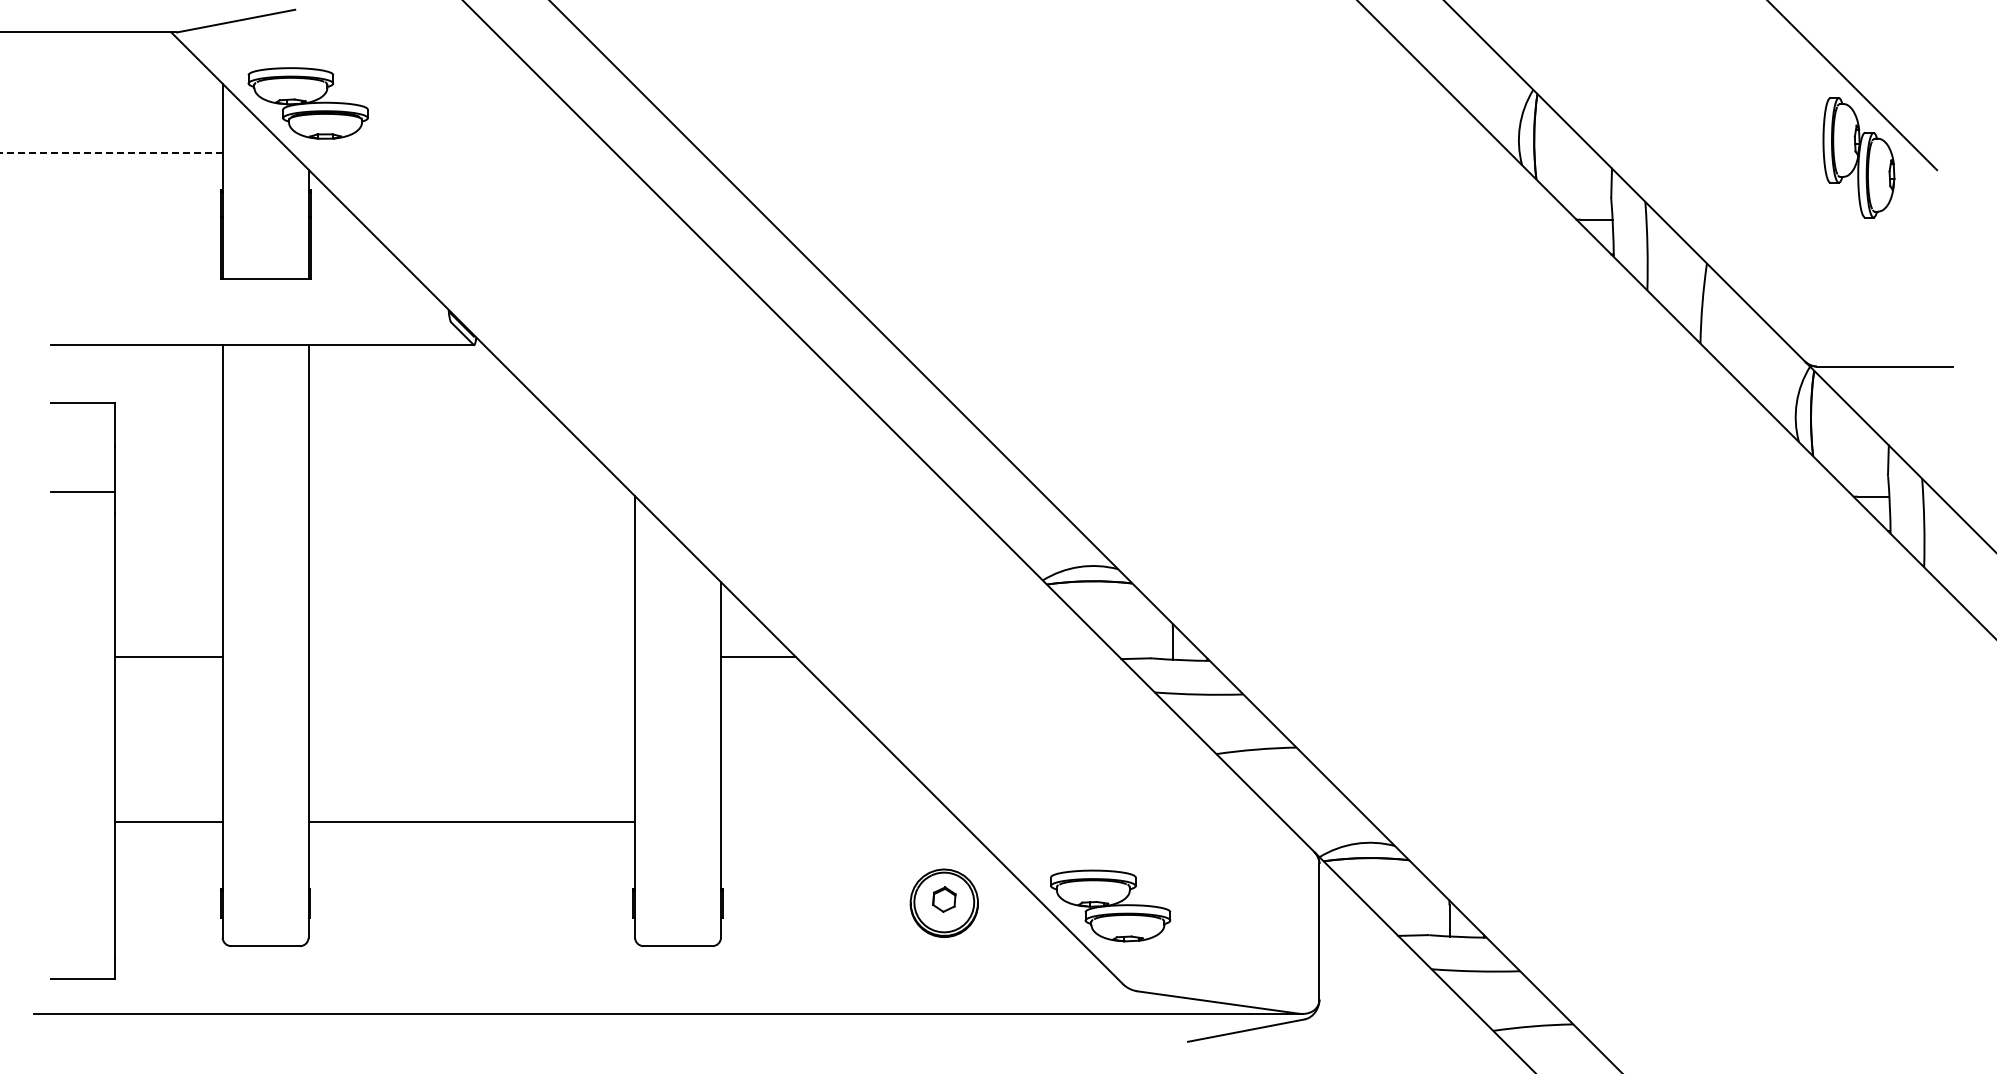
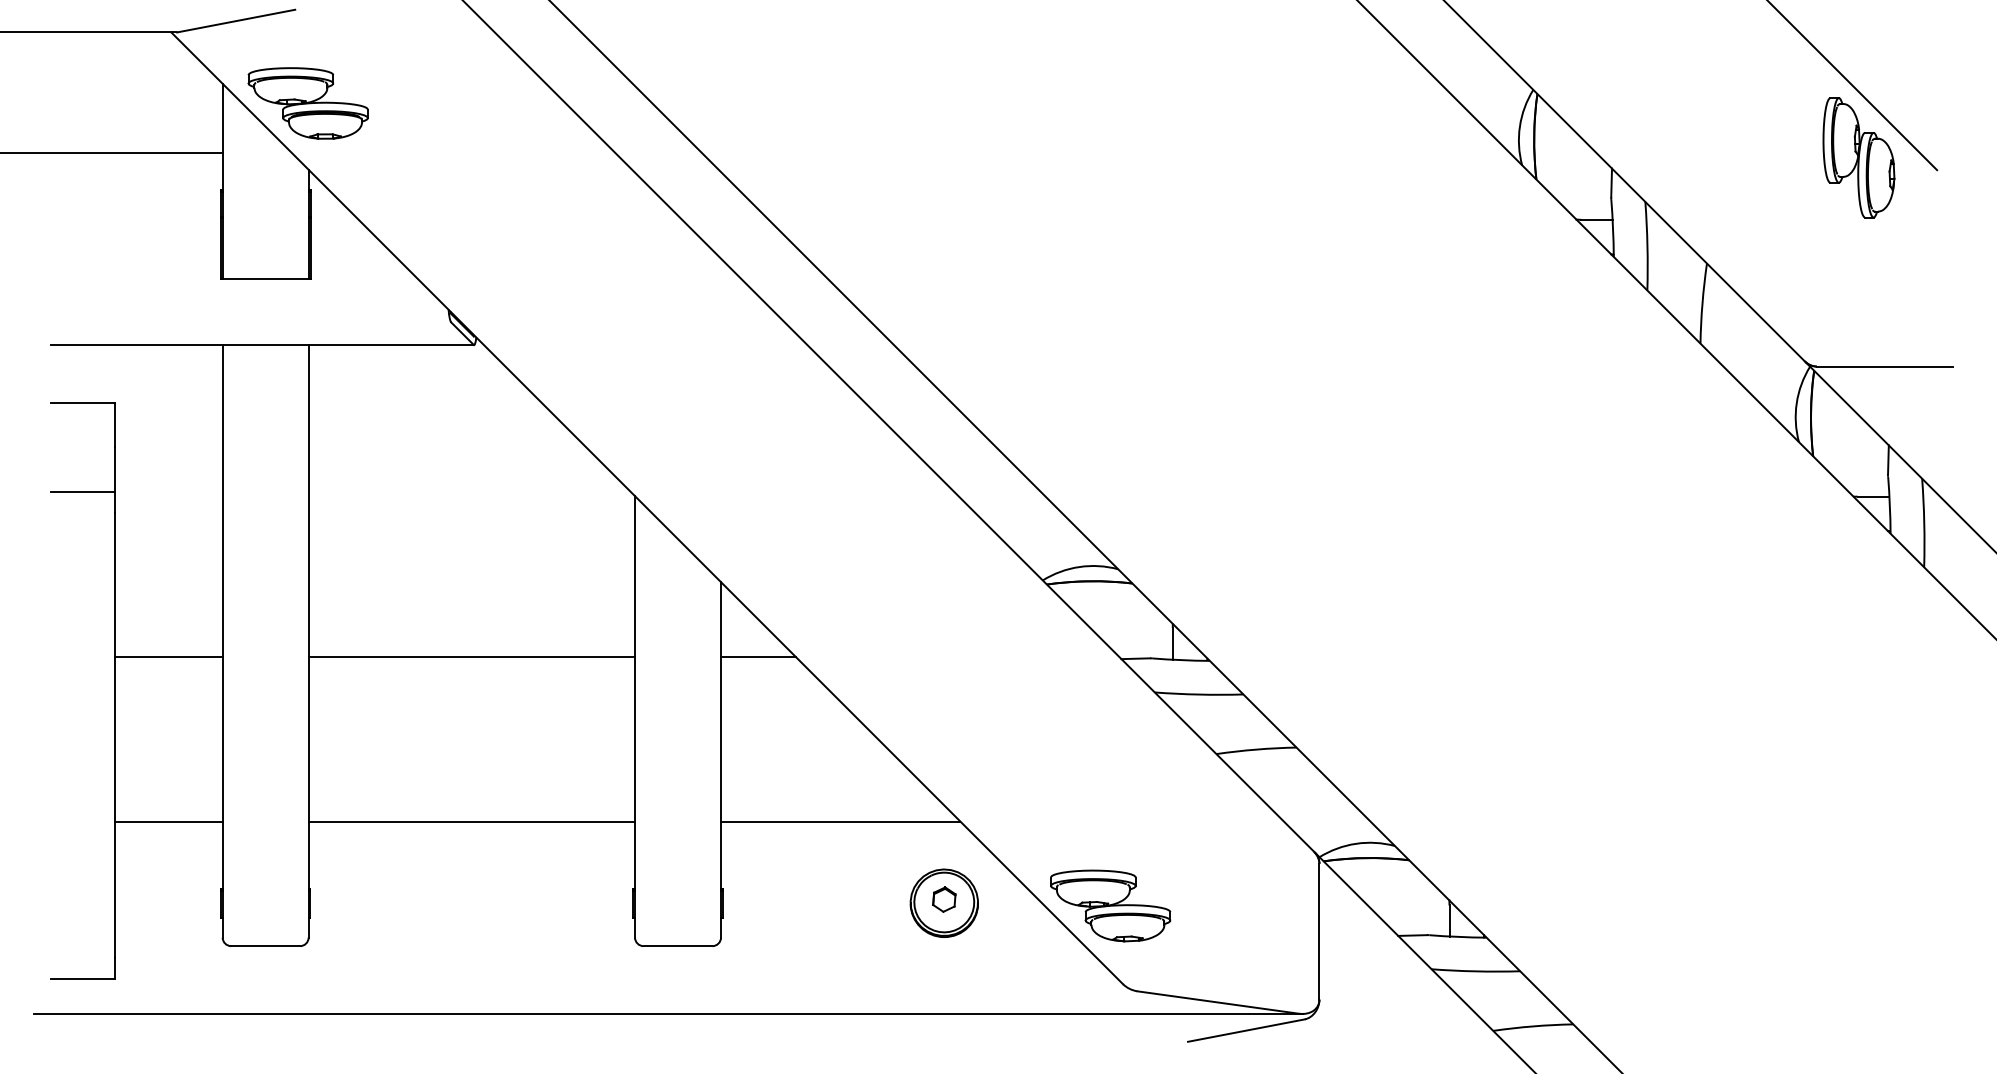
line: dashed -> solid (111, 152)
line: none -> present (471, 657)
line: none -> present (840, 821)
